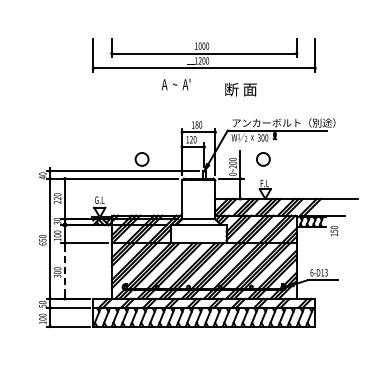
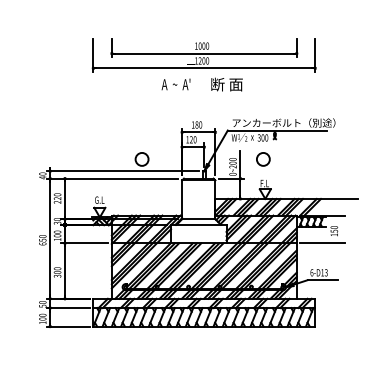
text position: (240, 89) -> (226, 84) (226, 84)
line: none -> present (322, 243)
line: dashed -> solid (65, 271)
